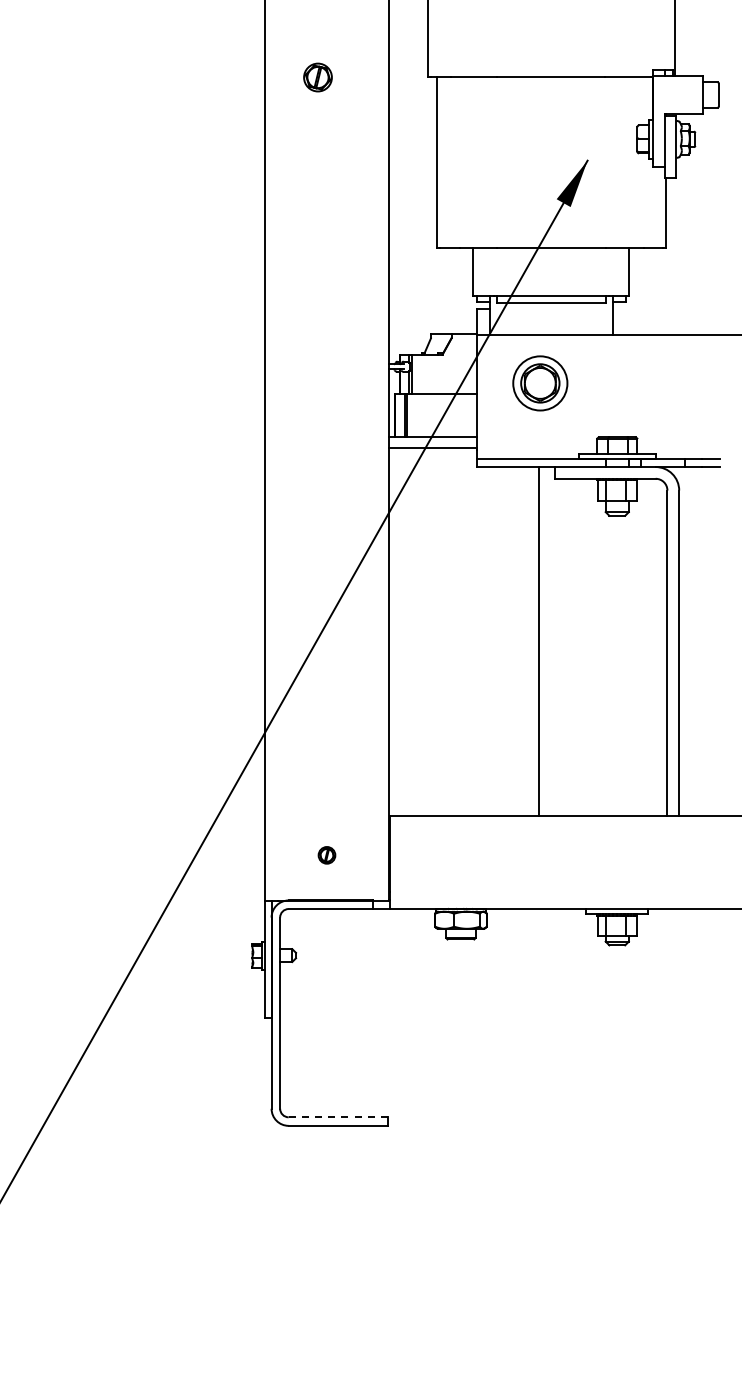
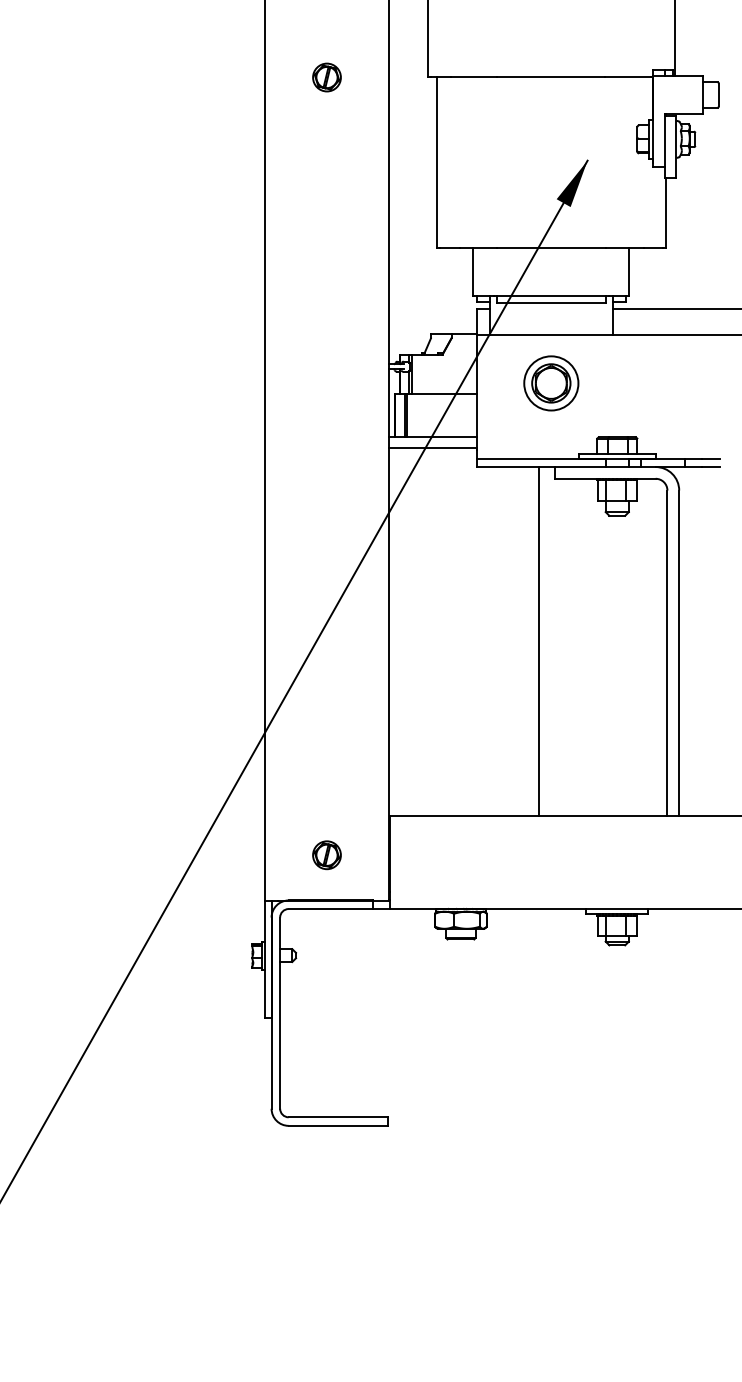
part position: (317, 77) -> (326, 77) (326, 77)
line: none -> present (675, 309)
part position: (540, 383) -> (551, 383) (551, 383)
part size: 20x19 px -> 30x31 px (326, 855)
line: dashed -> solid (338, 1117)
